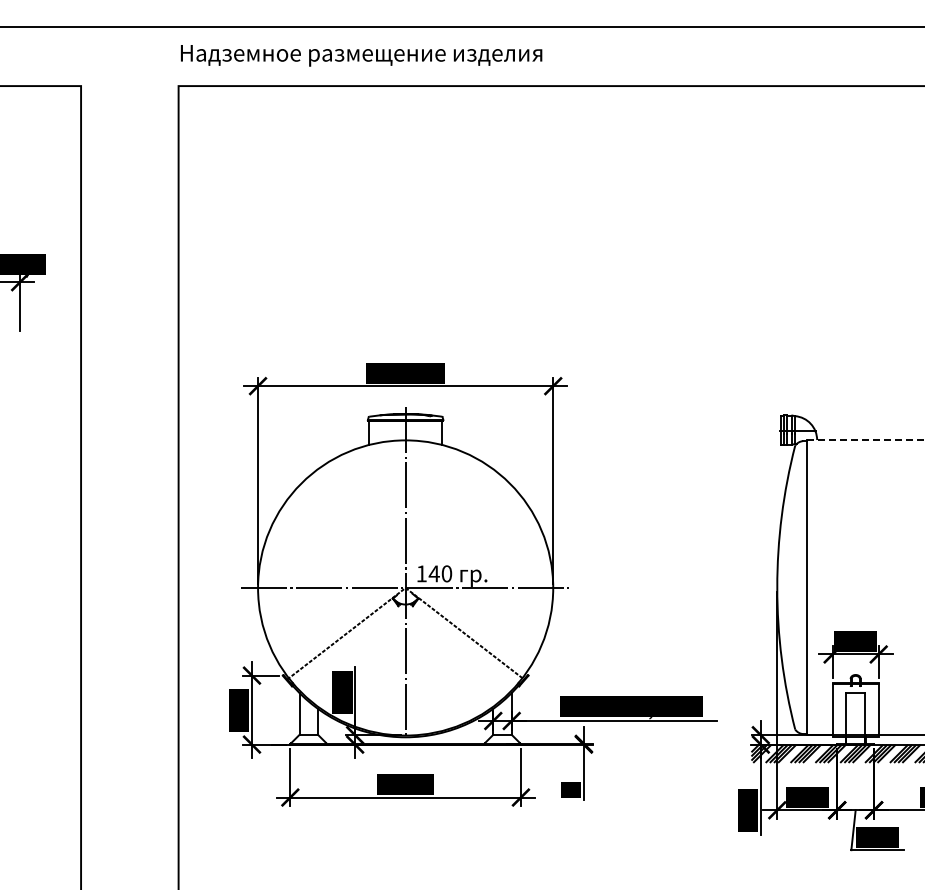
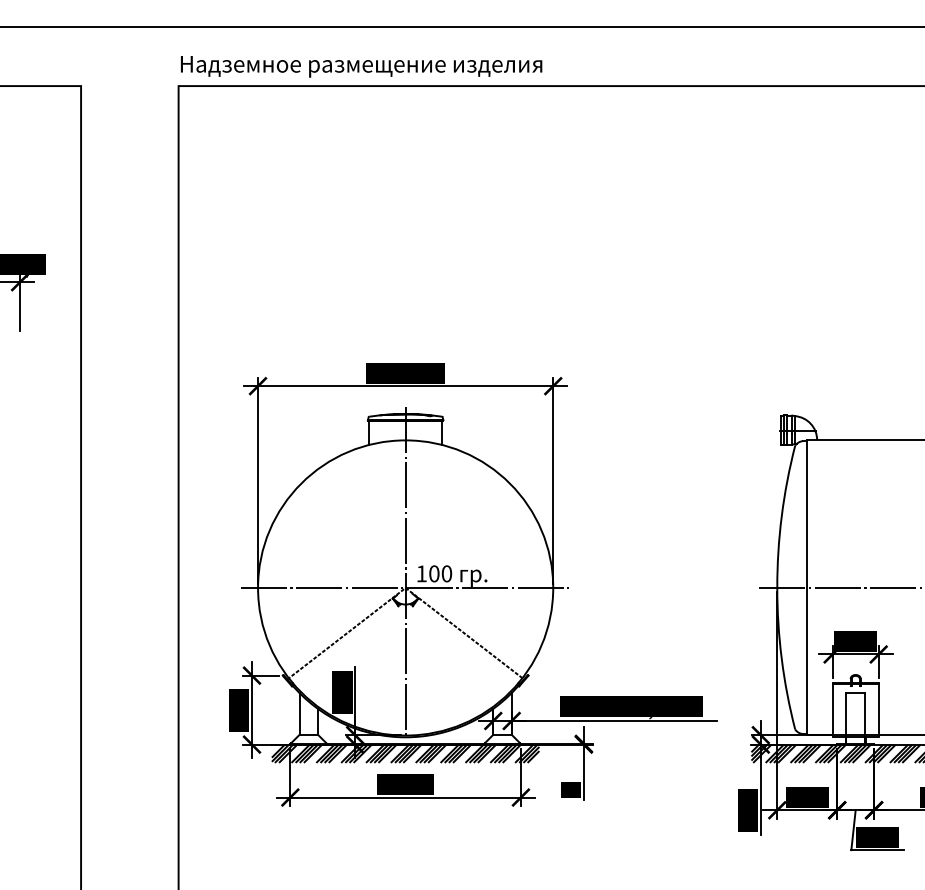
text position: (361, 55) -> (361, 66) (361, 66)
line: dashed -> solid (865, 440)
text: 140 -> 100 (433, 573)
line: none -> present (840, 587)
hatch: none -> present (405, 753)
